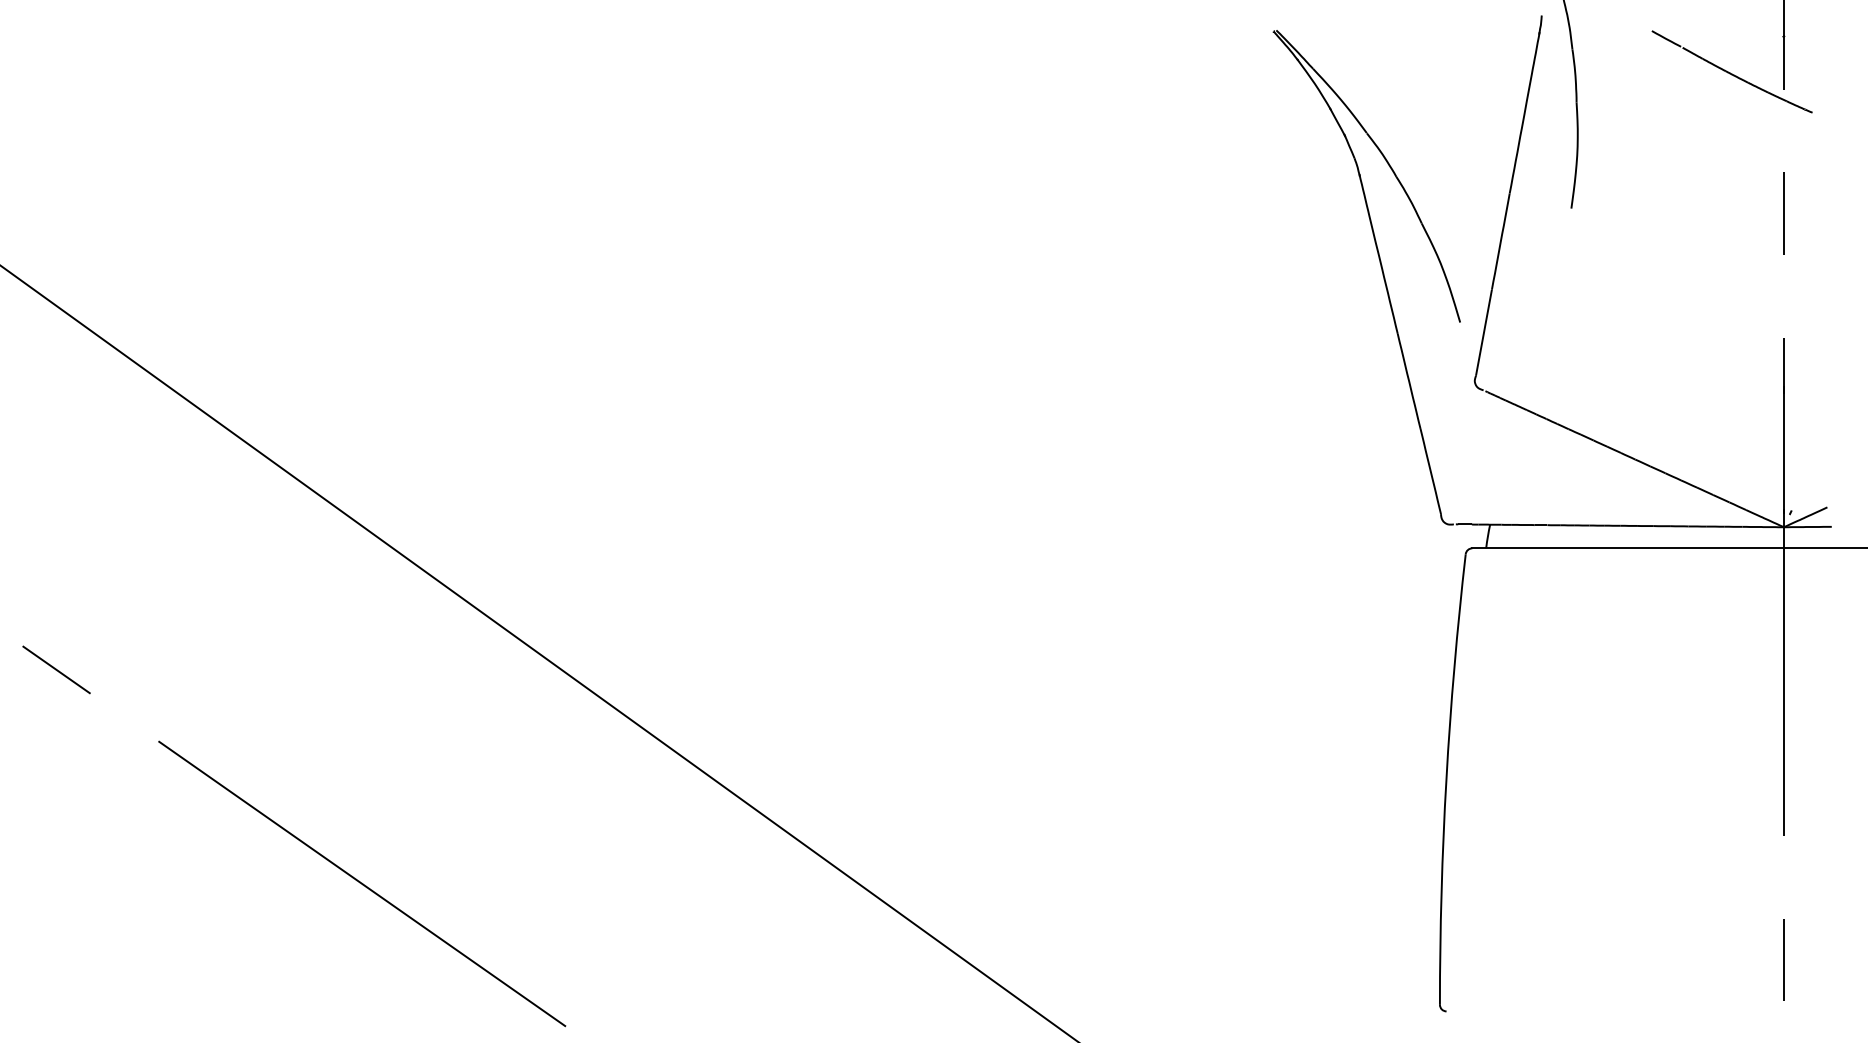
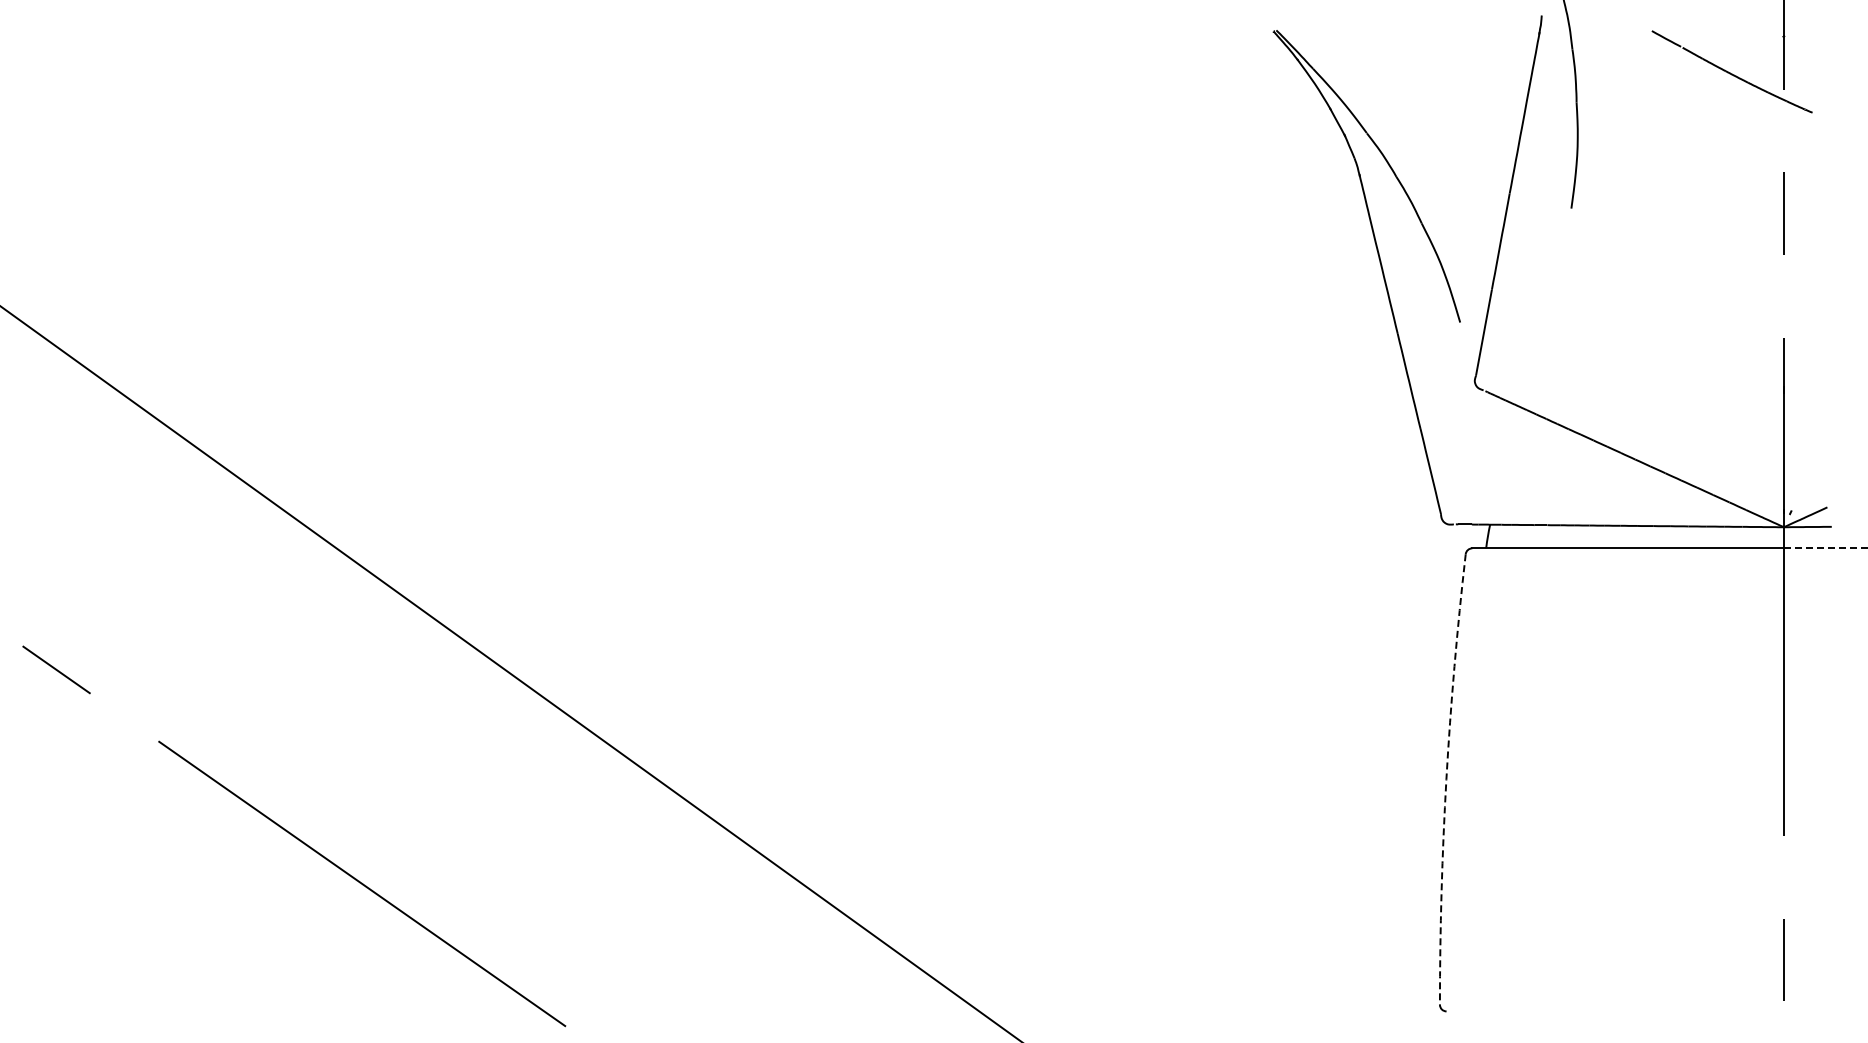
line: solid -> dashed (1825, 548)
line position: (538, 652) -> (510, 673) (510, 673)
arc: solid -> dashed (1446, 779)
